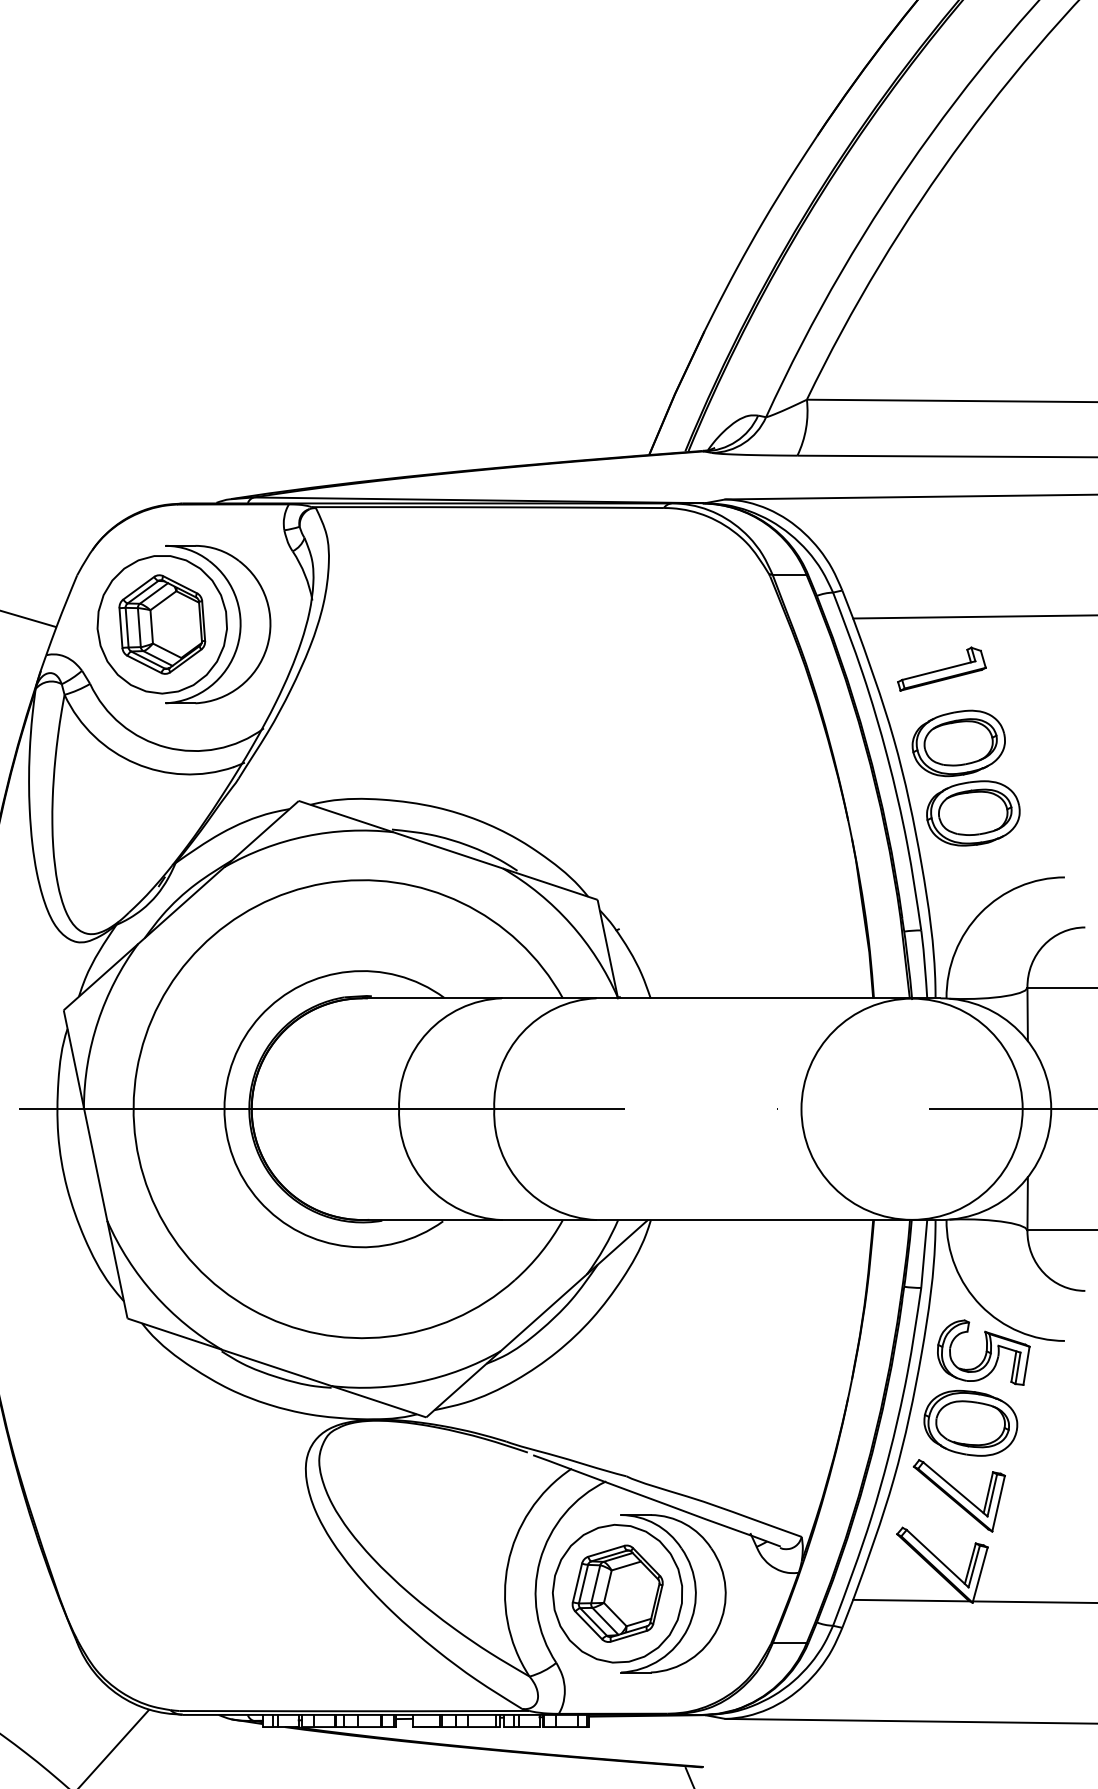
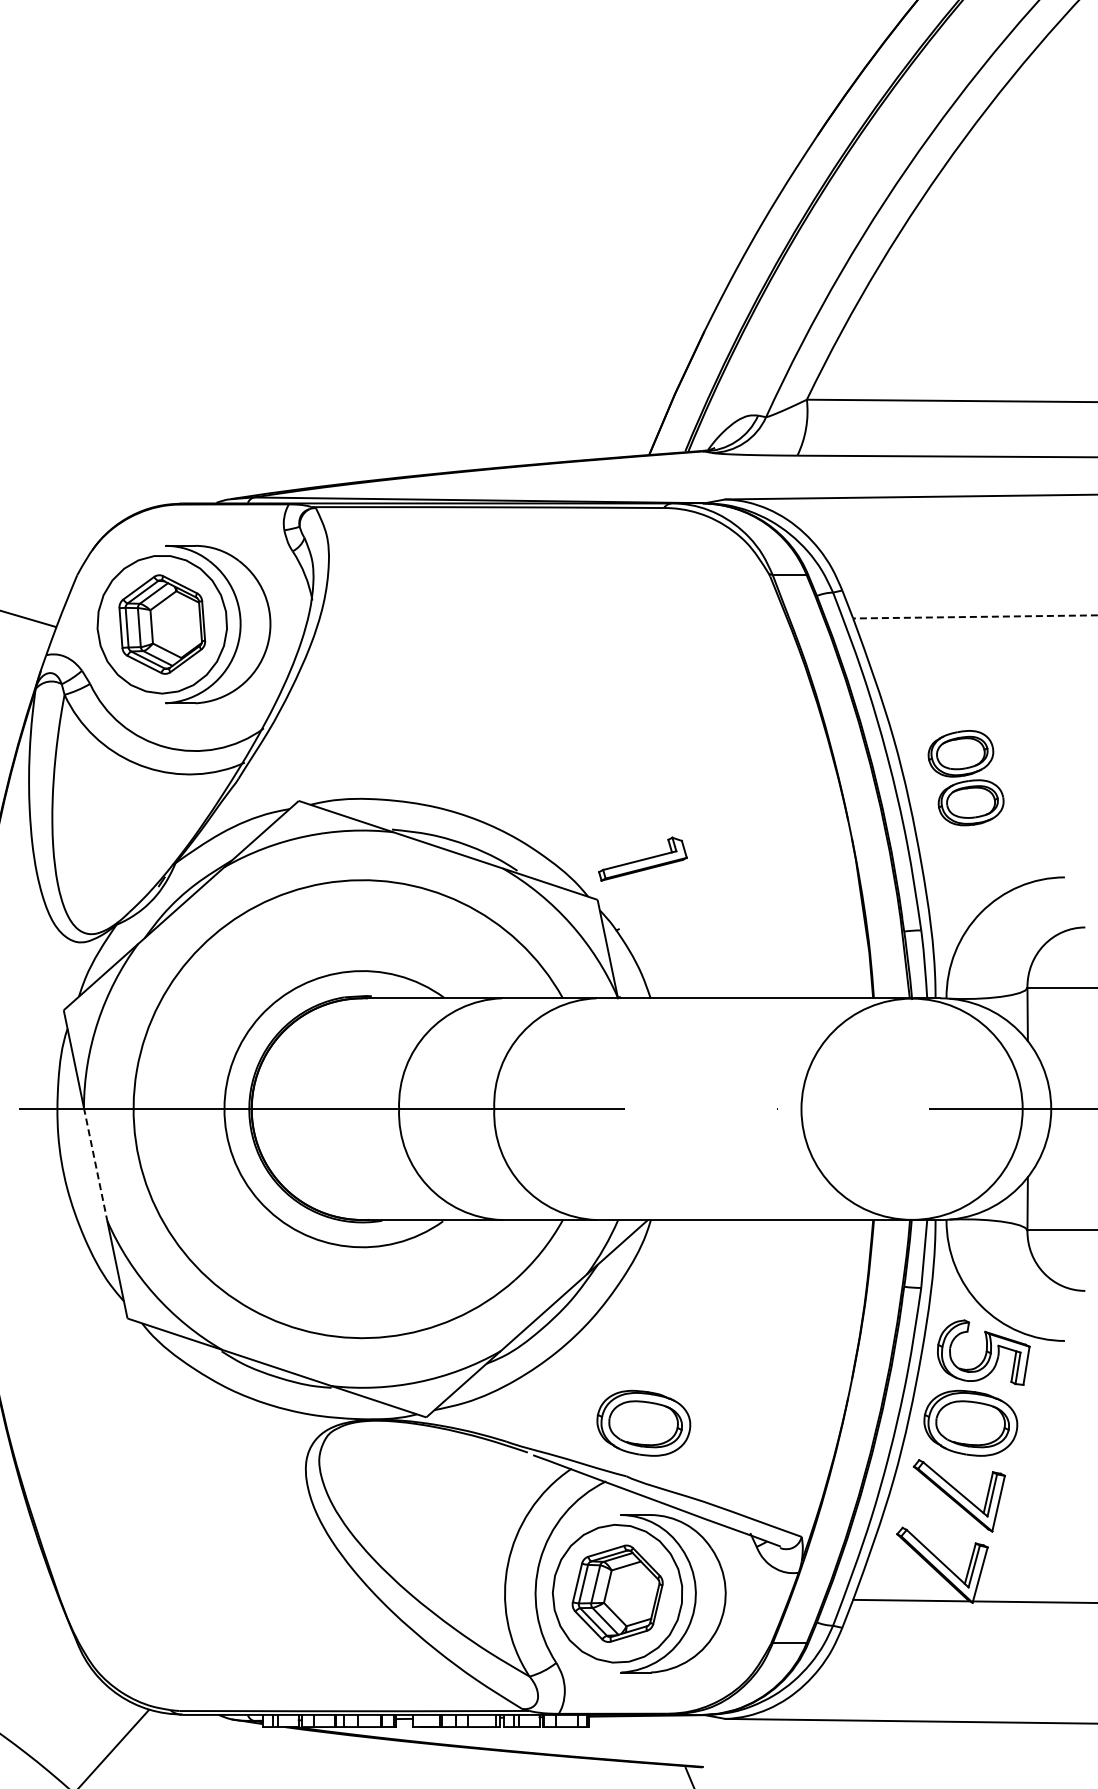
line: solid -> dashed (975, 616)
part position: (941, 668) -> (642, 858) (642, 858)
part size: 110x138 px -> 78x97 px (965, 778)
line: solid -> dashed (95, 1164)
part: none -> present (643, 1422)
